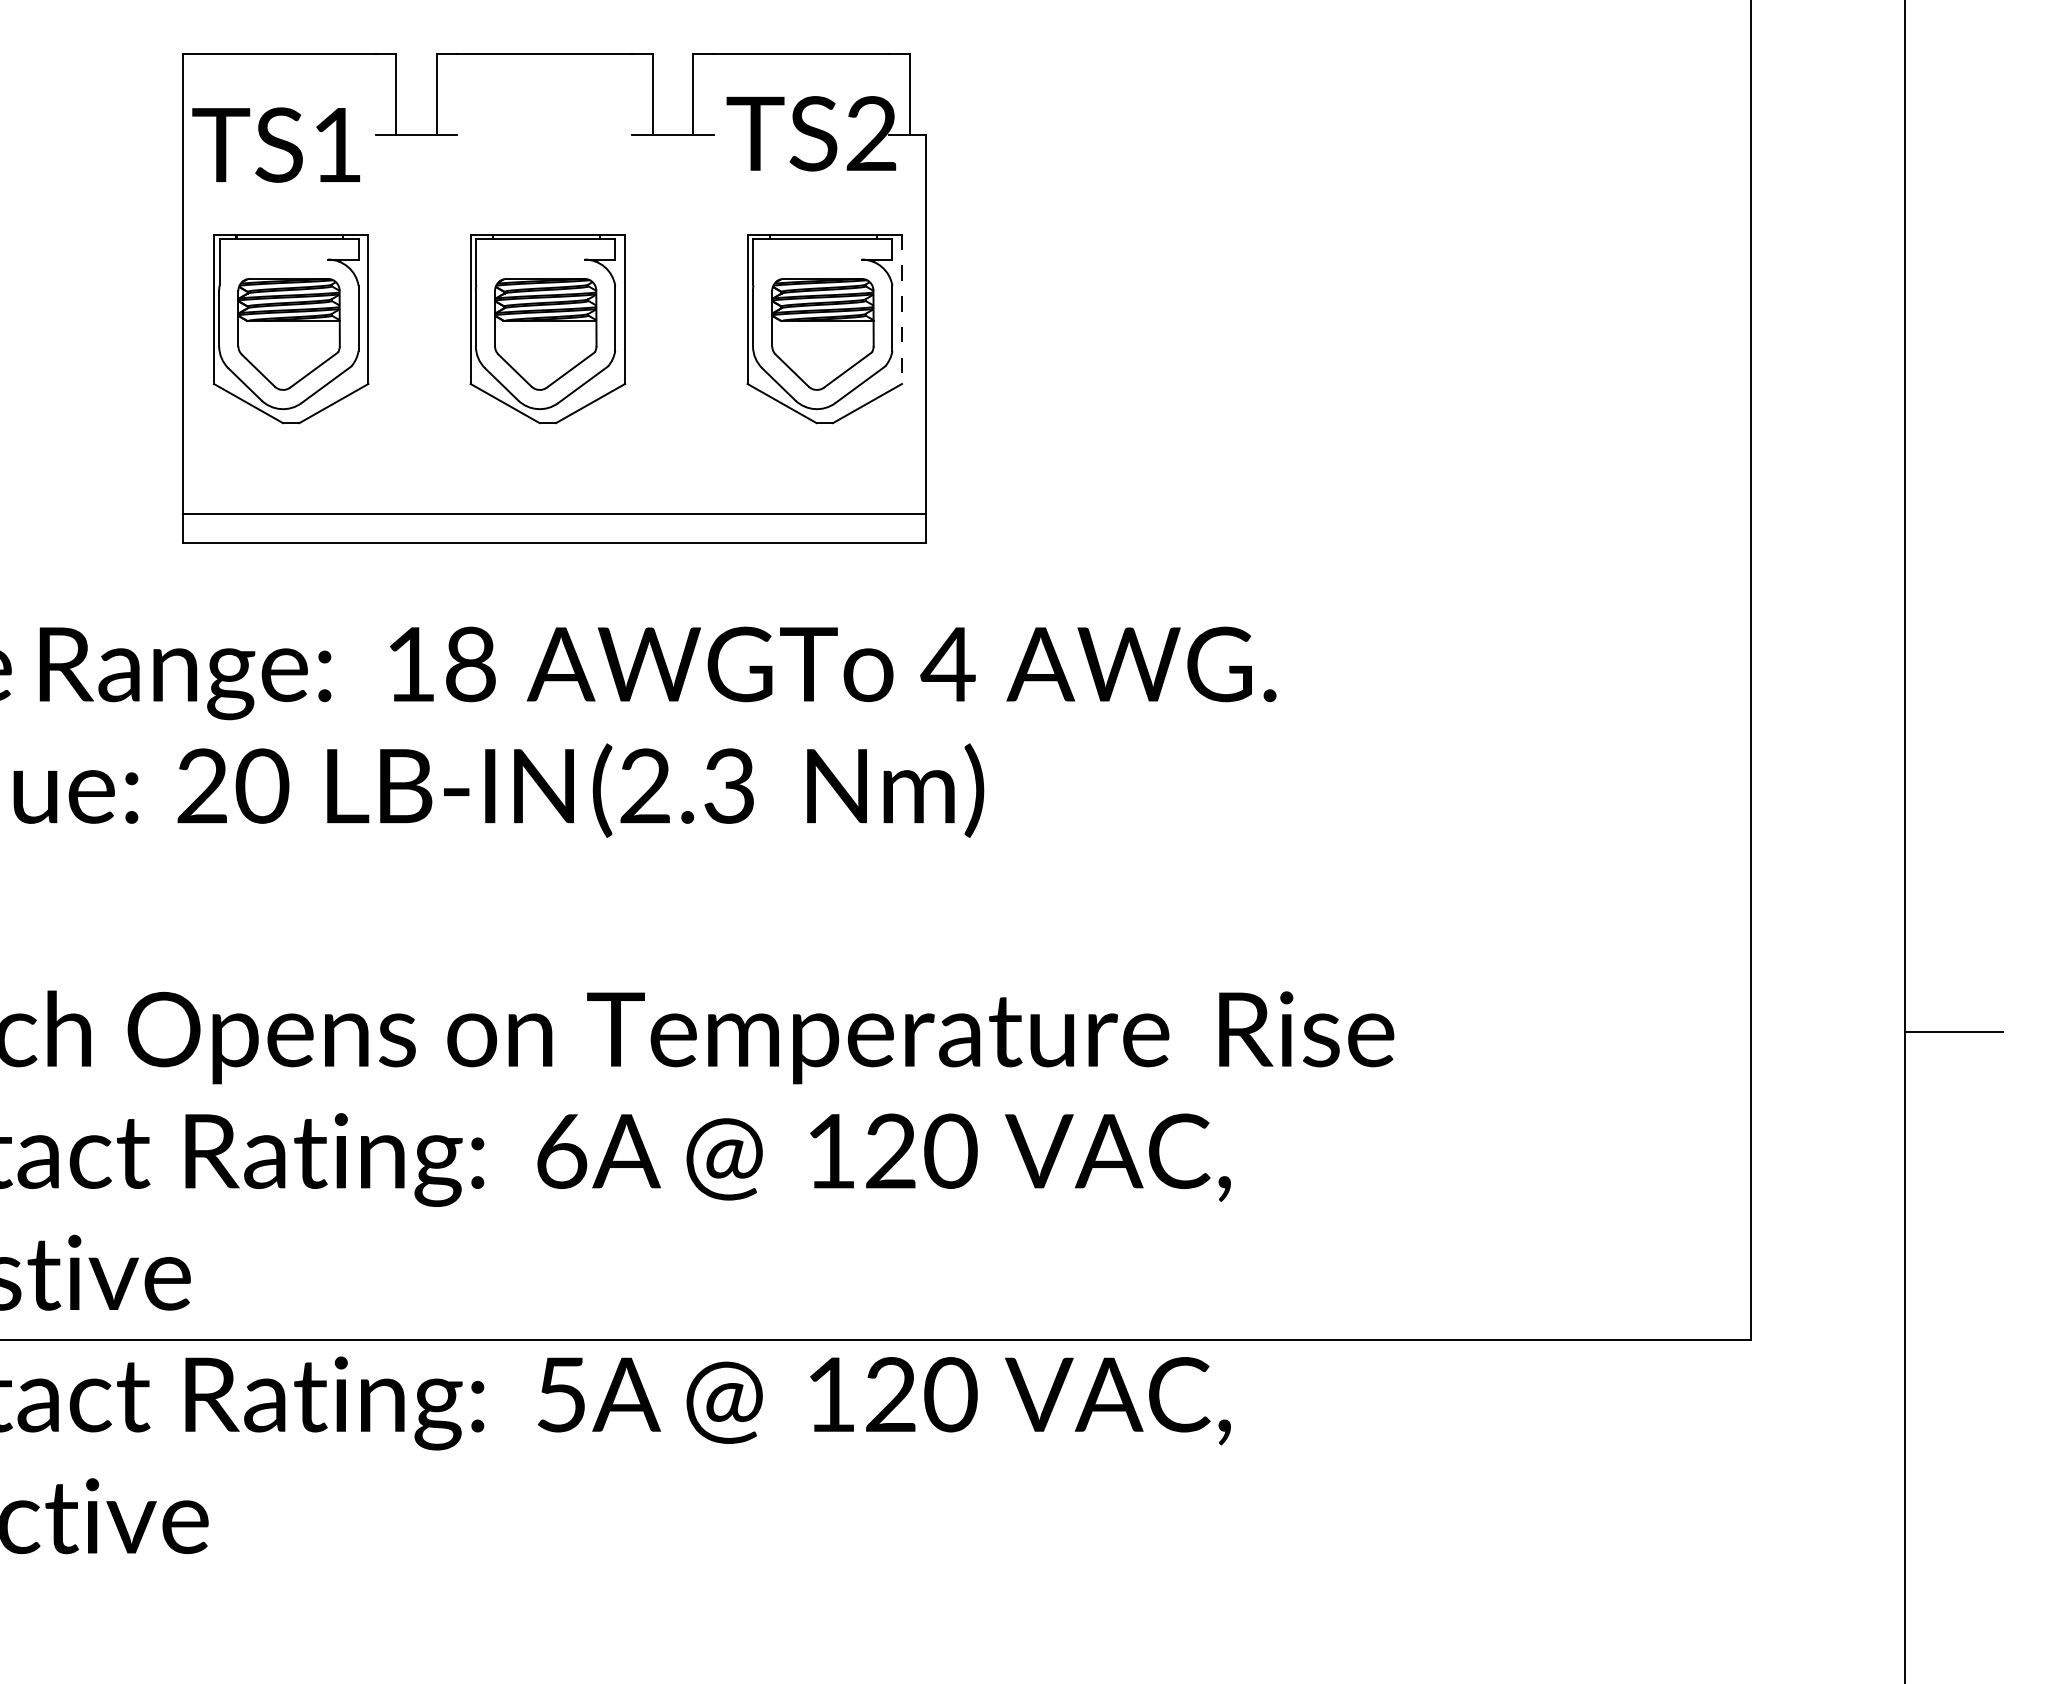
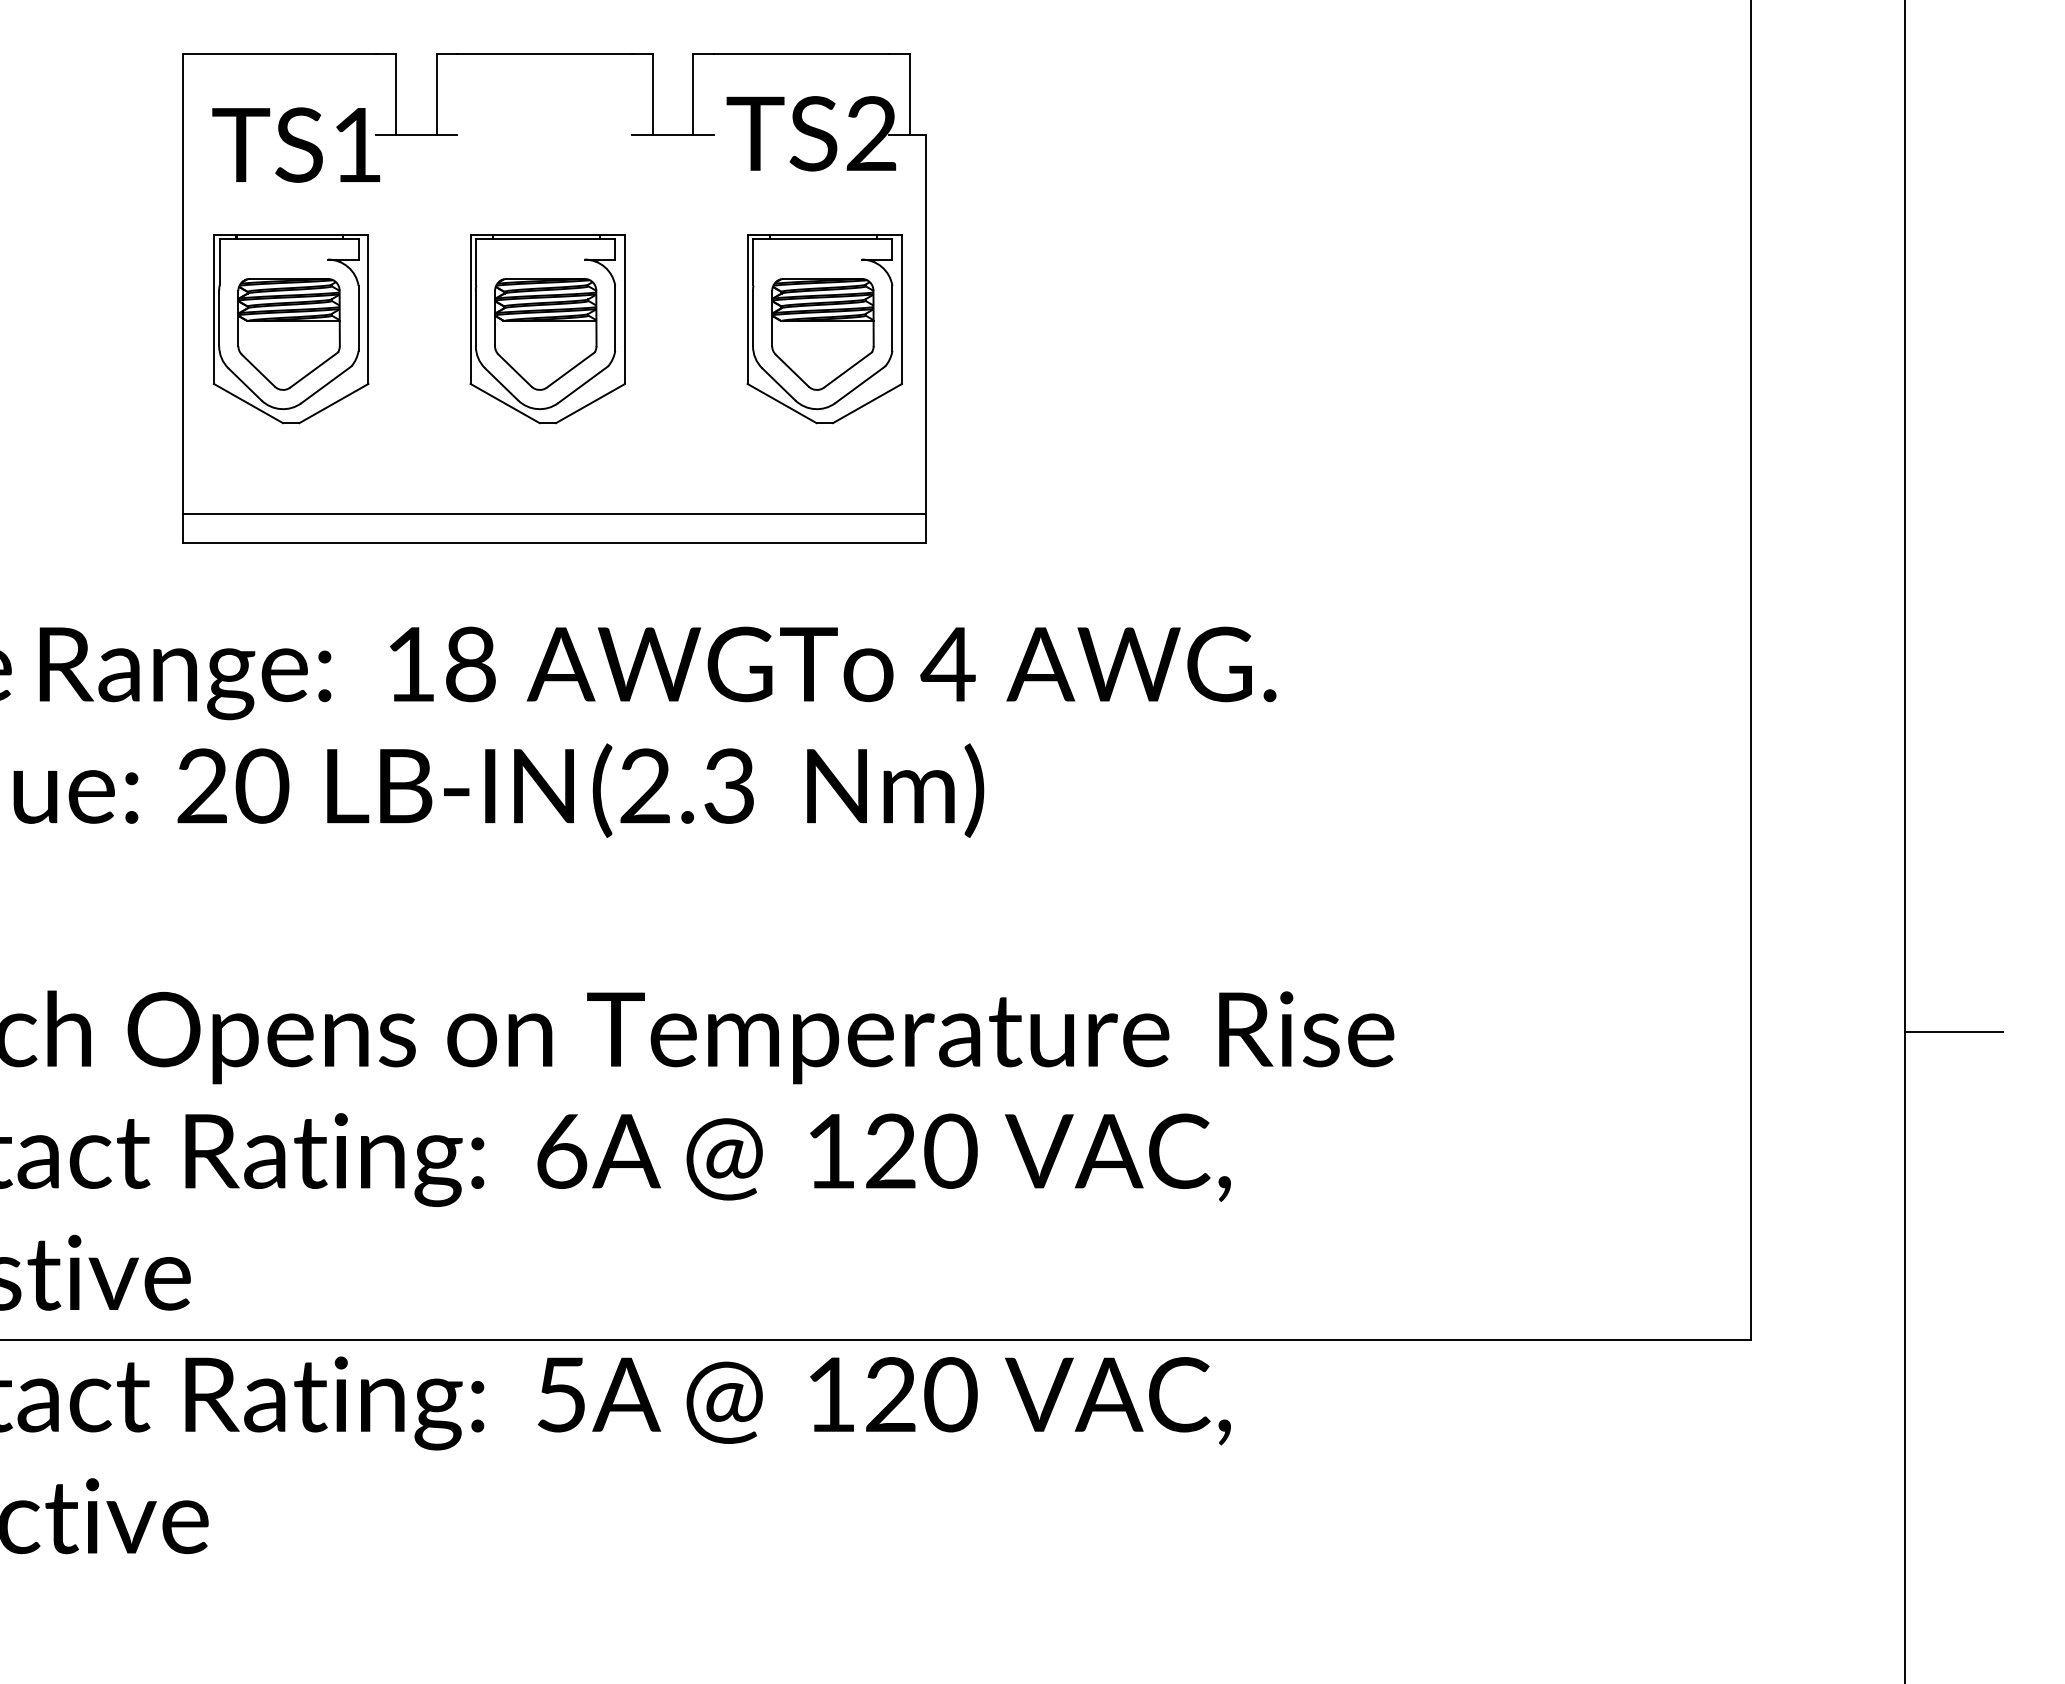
text position: (275, 144) -> (295, 144) (295, 144)
line: dashed -> solid (902, 309)
